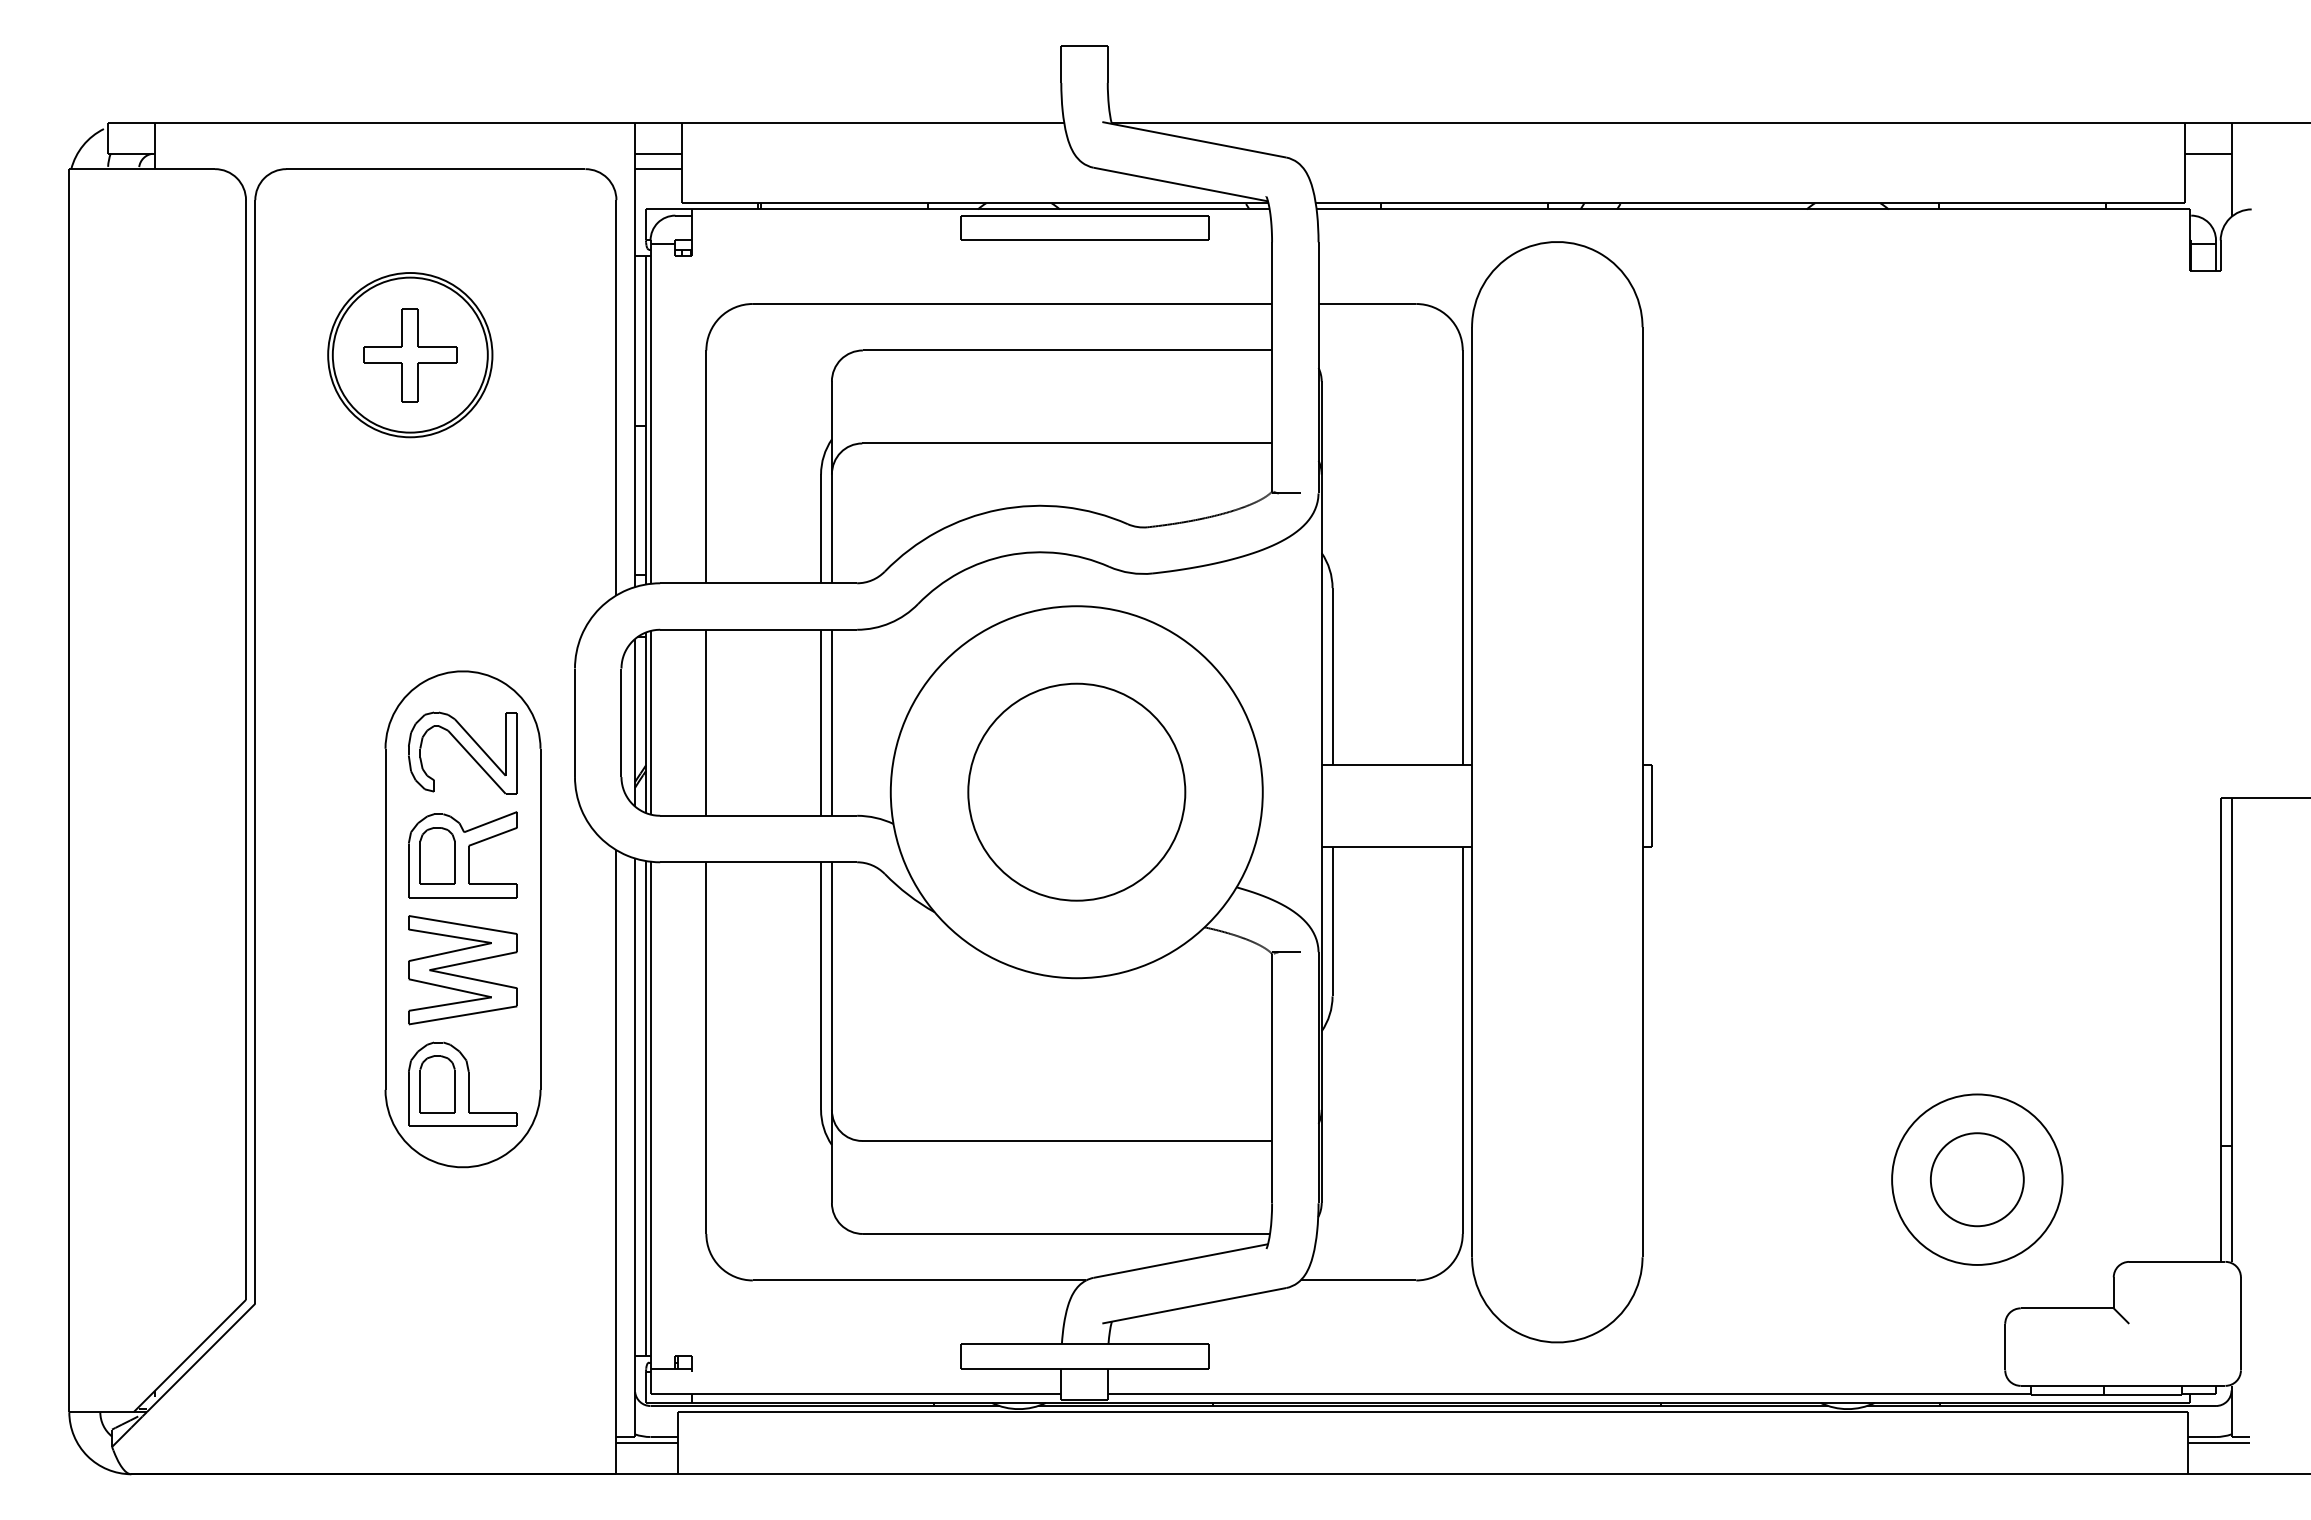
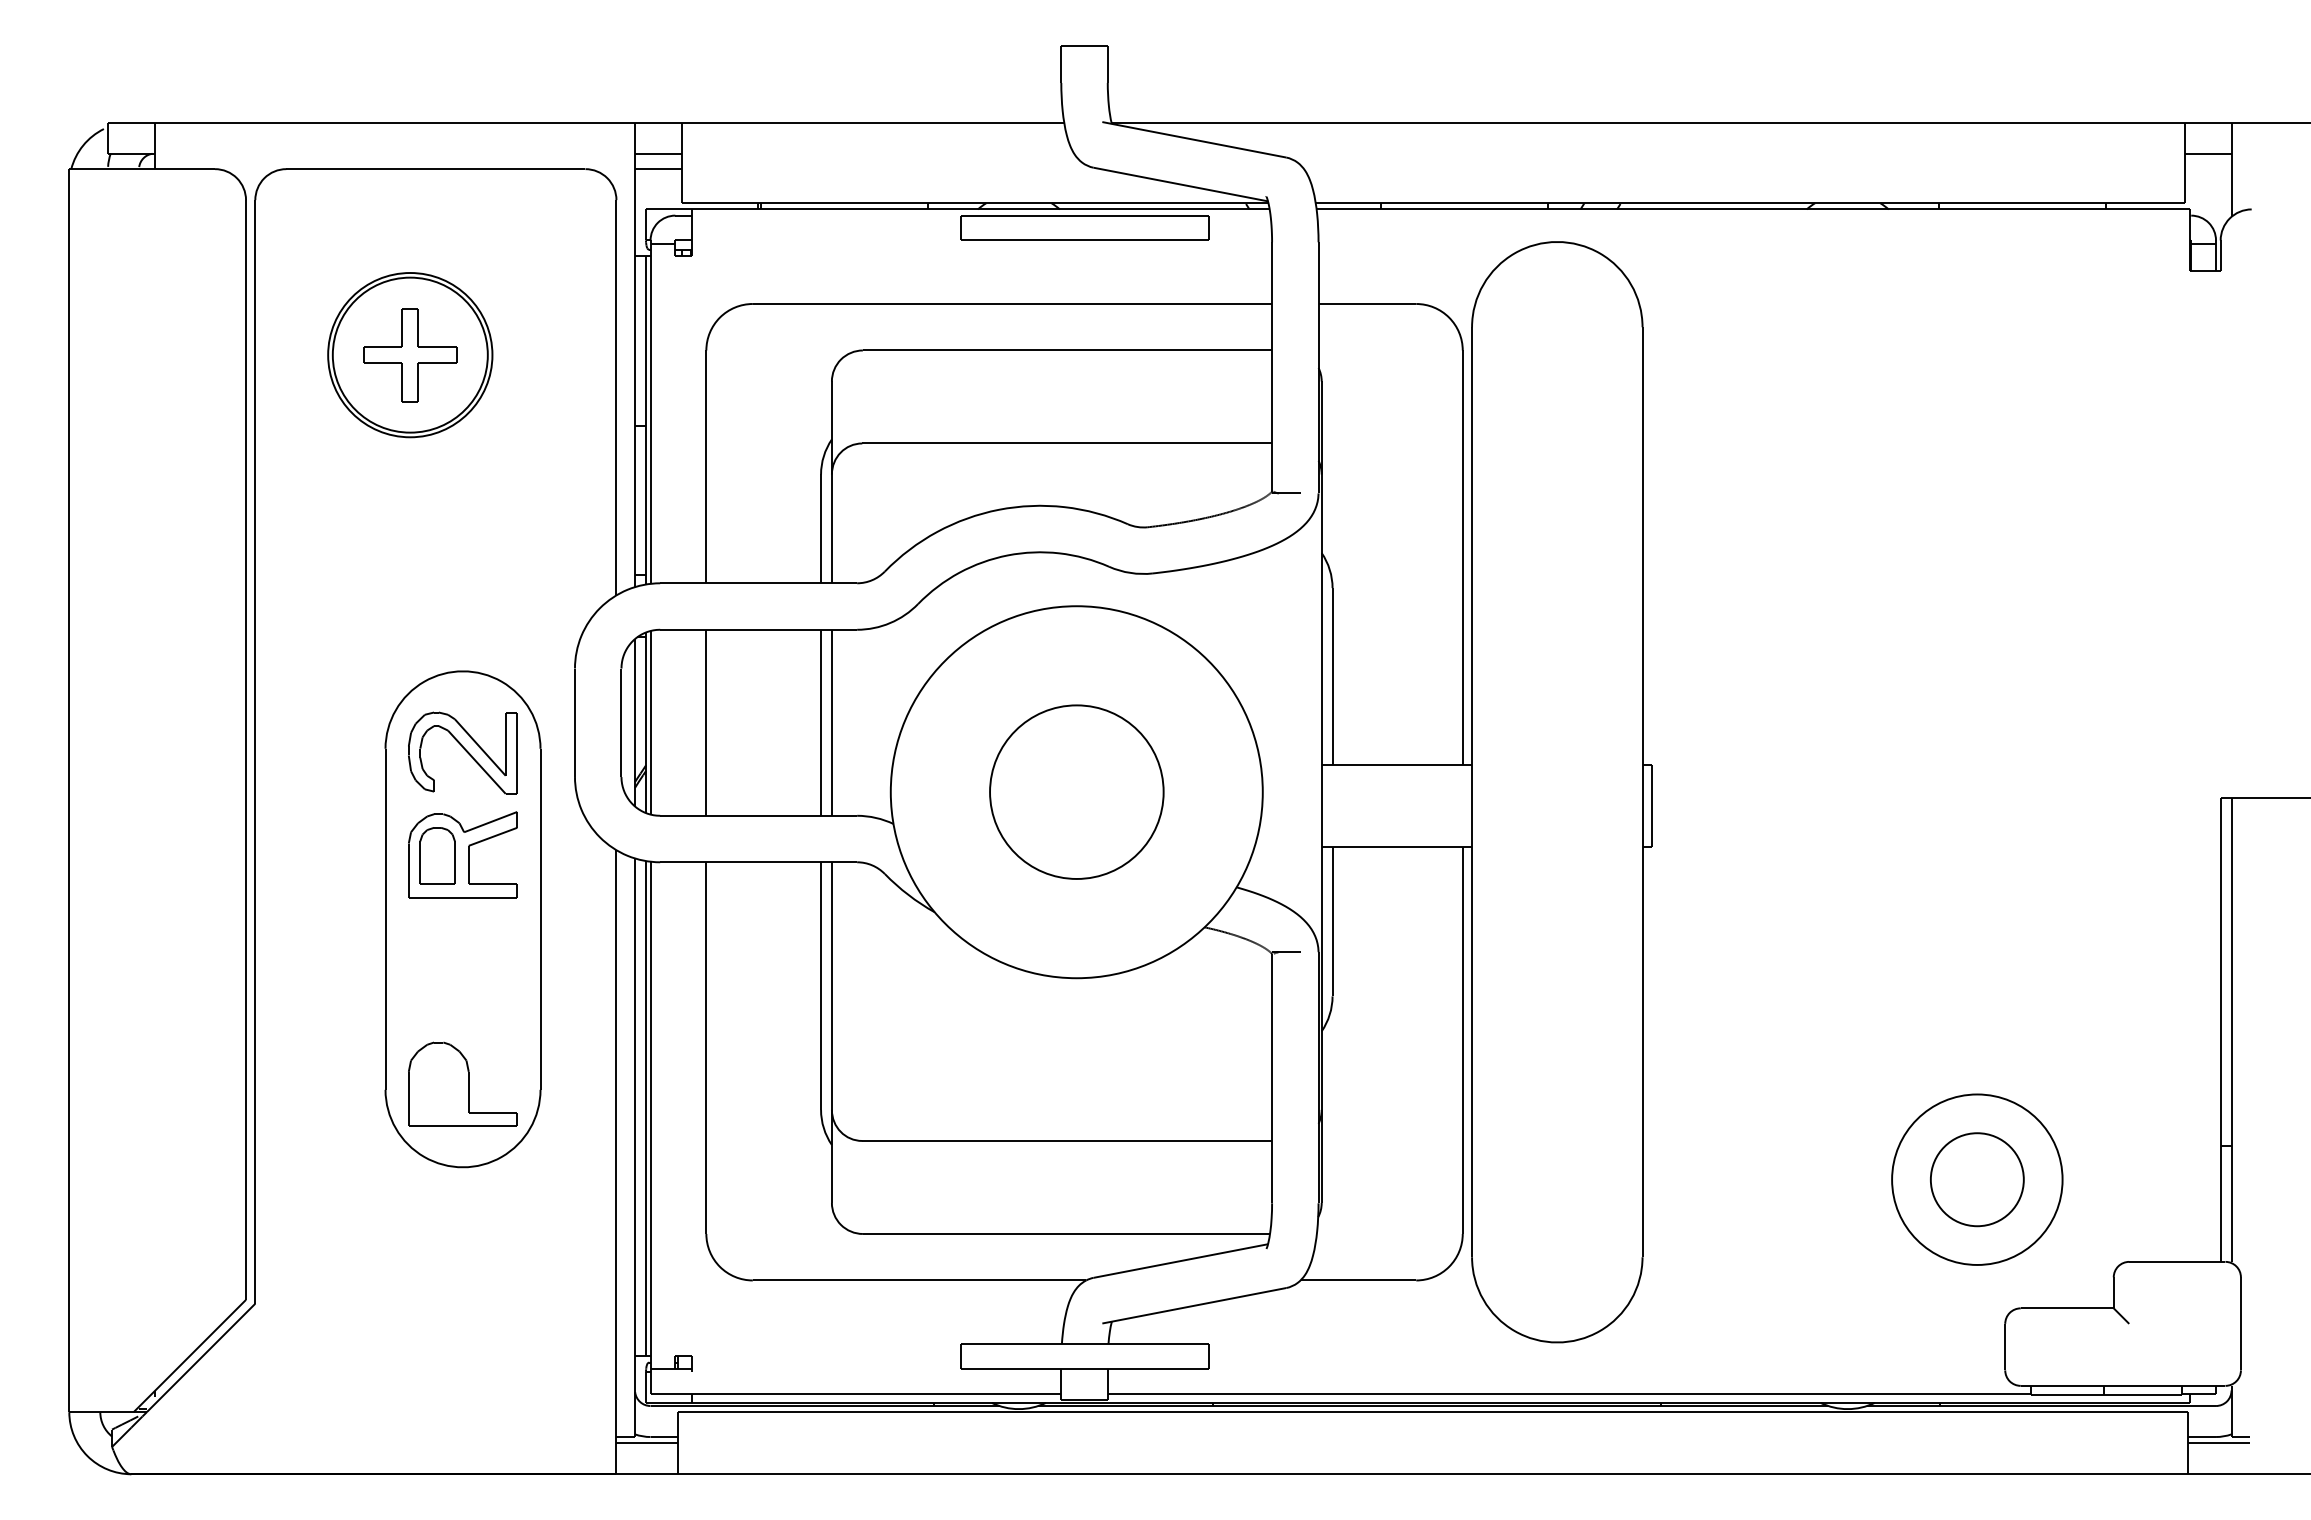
part size: 220x220 px -> 176x176 px (1076, 791)
part: present -> none (462, 970)
part: present -> none (437, 1084)
